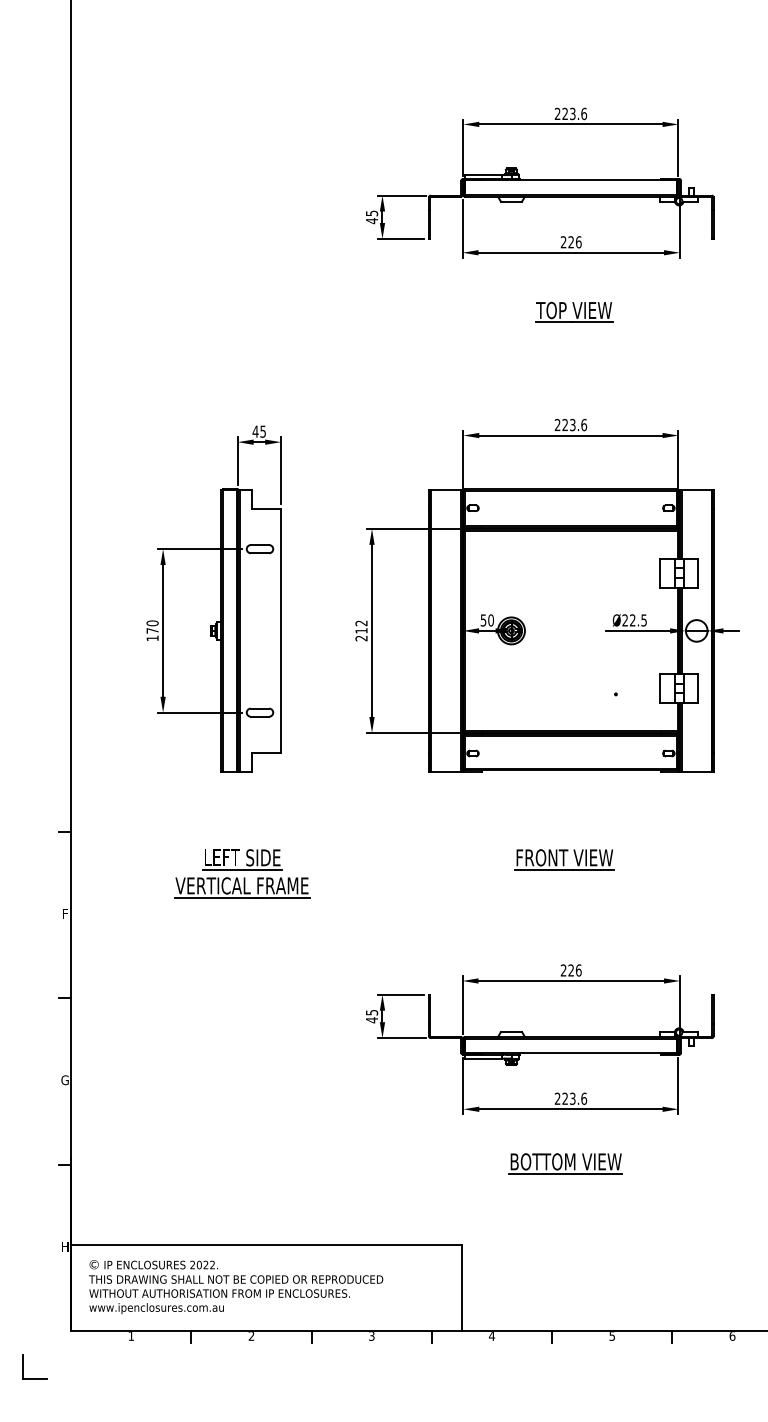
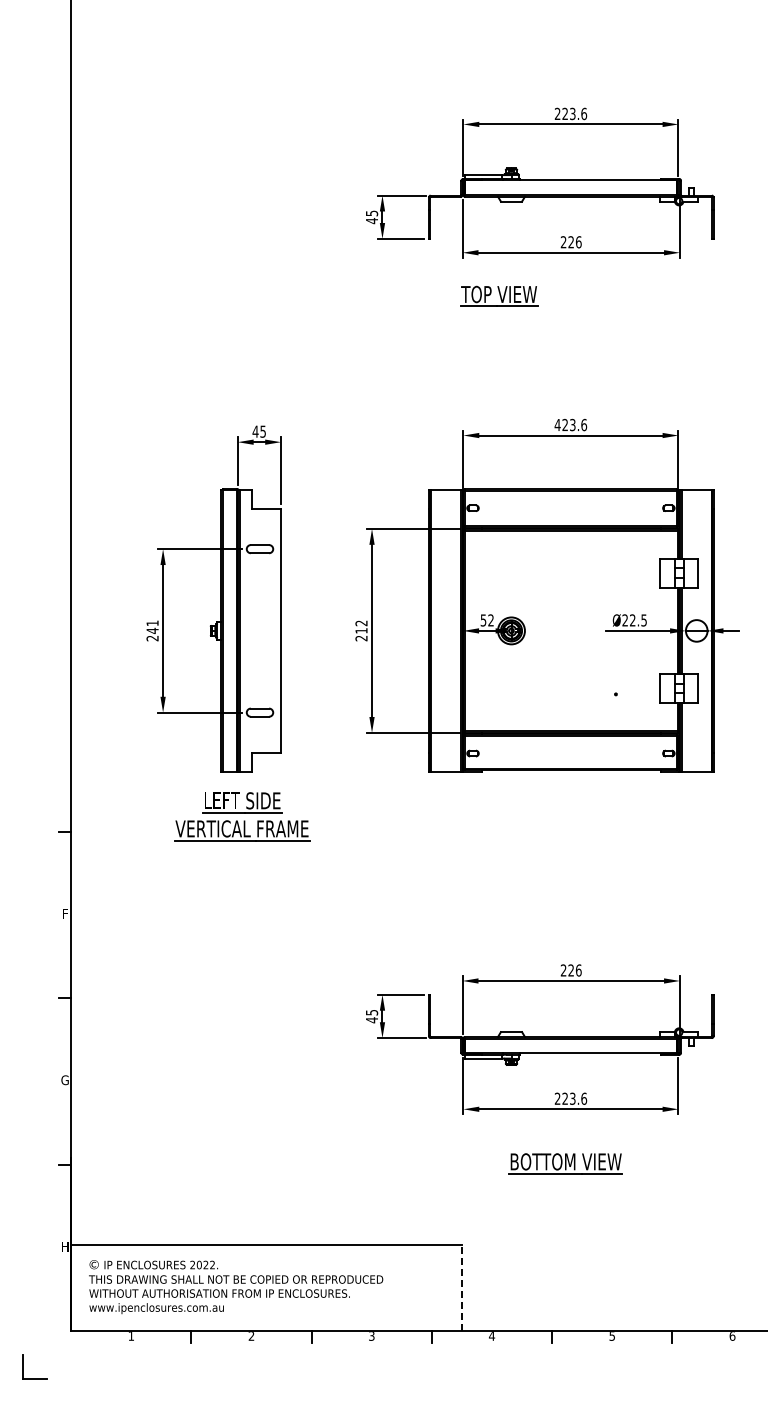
part position: (574, 311) -> (499, 295) (499, 295)
text: 223.6 -> 423.6 (557, 424)
text: 50 -> 52 (491, 620)
text: 170 -> 241 (152, 630)
part: present -> none (564, 859)
part position: (242, 873) -> (242, 816) (242, 816)
line: solid -> dashed (462, 1287)
